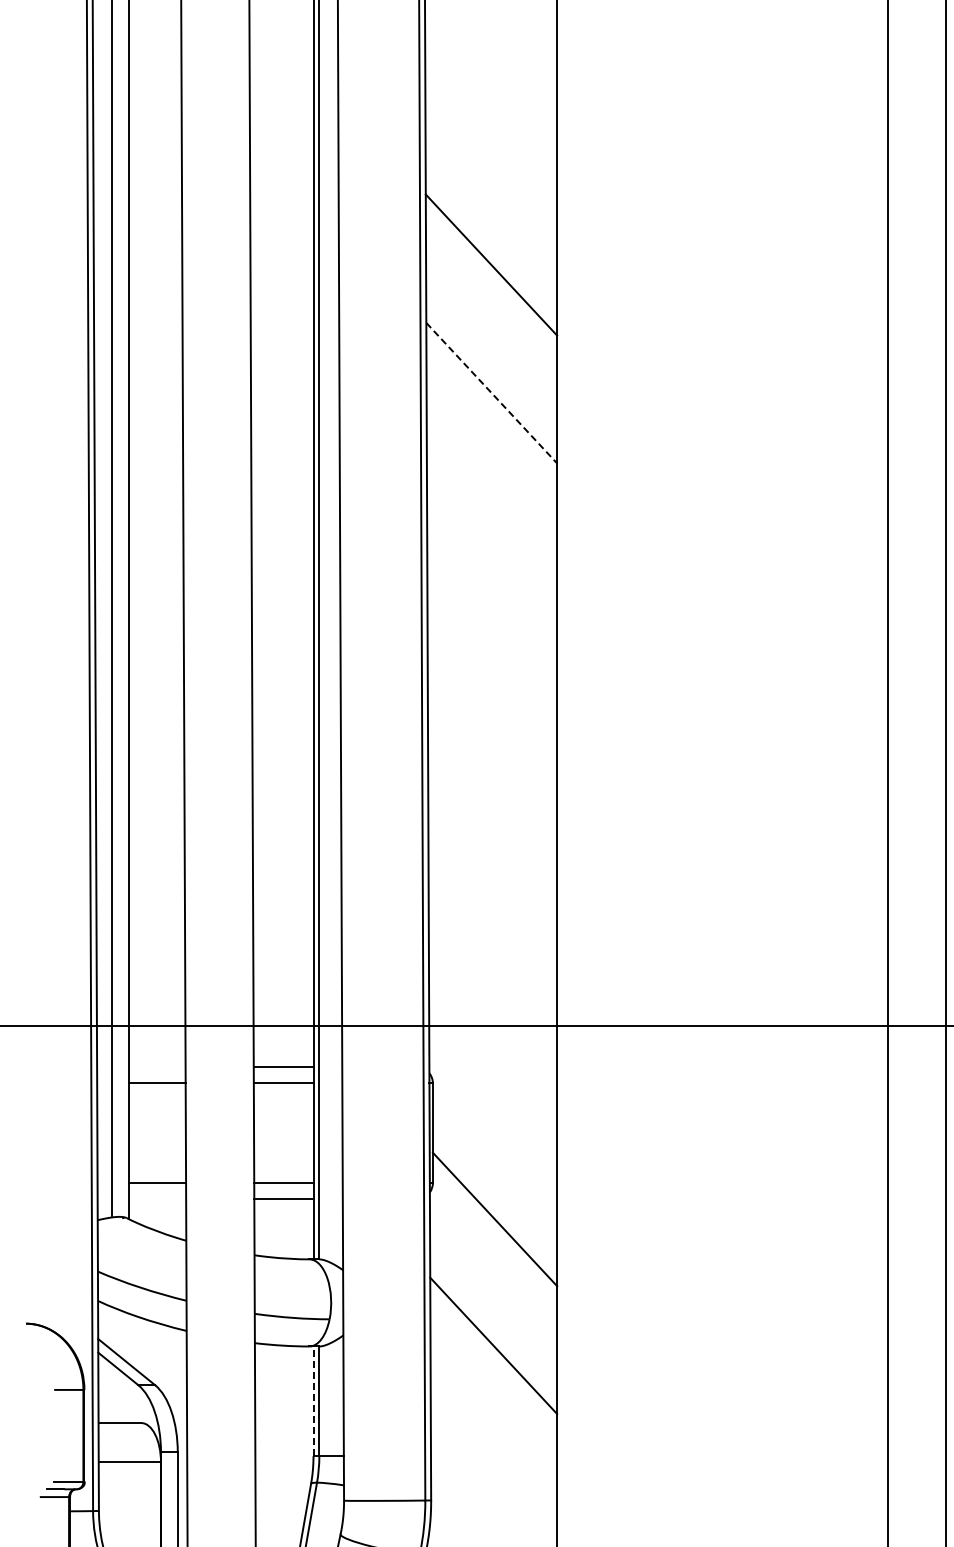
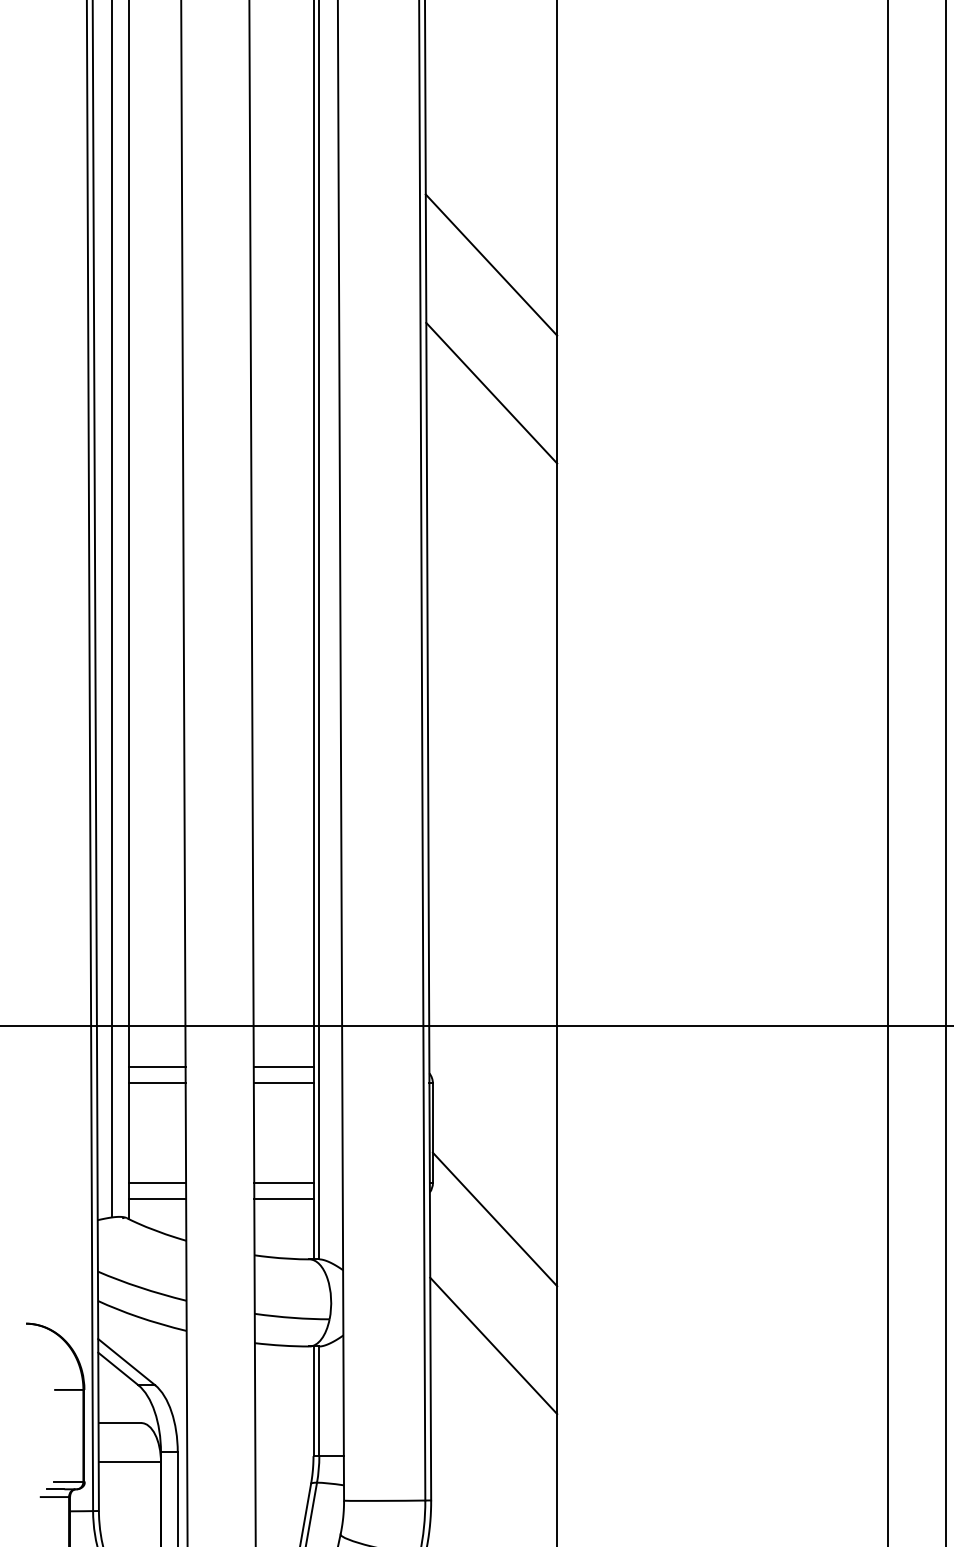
line: dashed -> solid (492, 393)
line: none -> present (156, 1067)
line: none -> present (157, 1199)
line: dashed -> solid (313, 1401)
